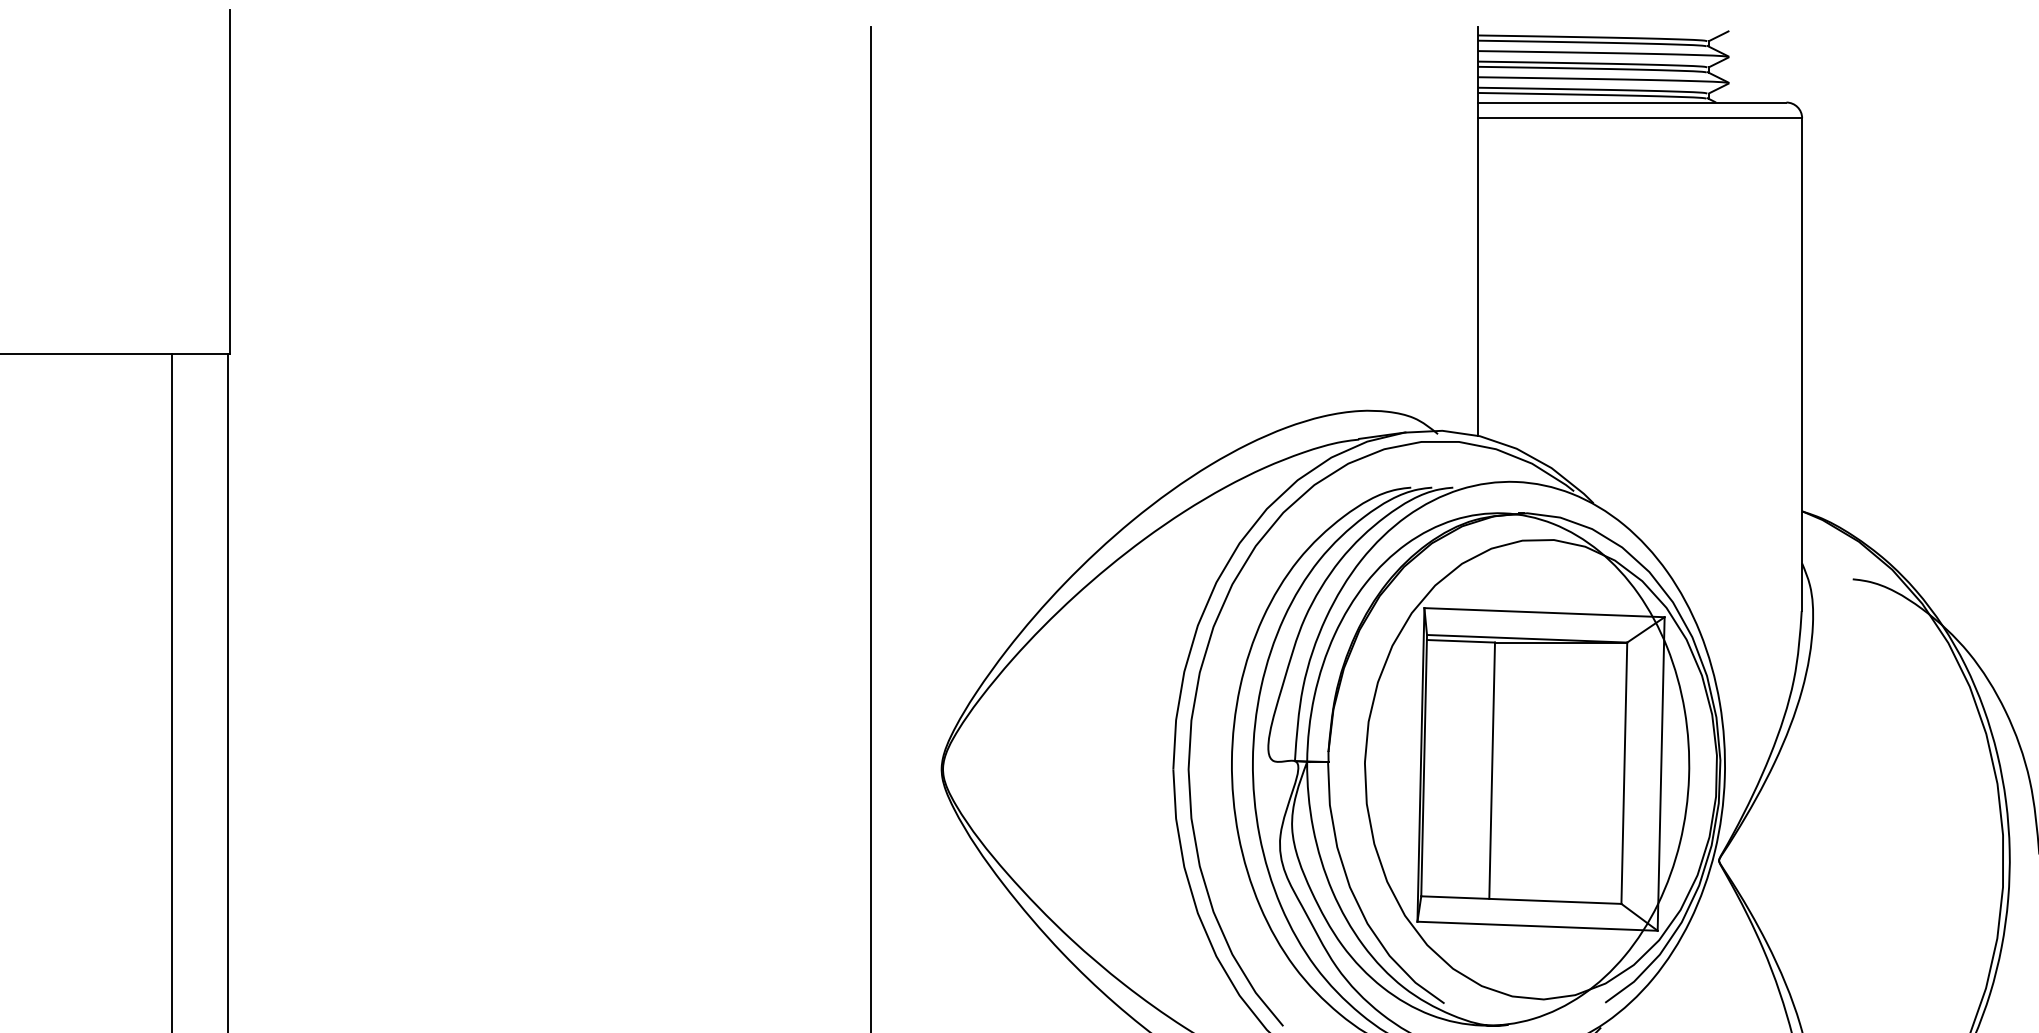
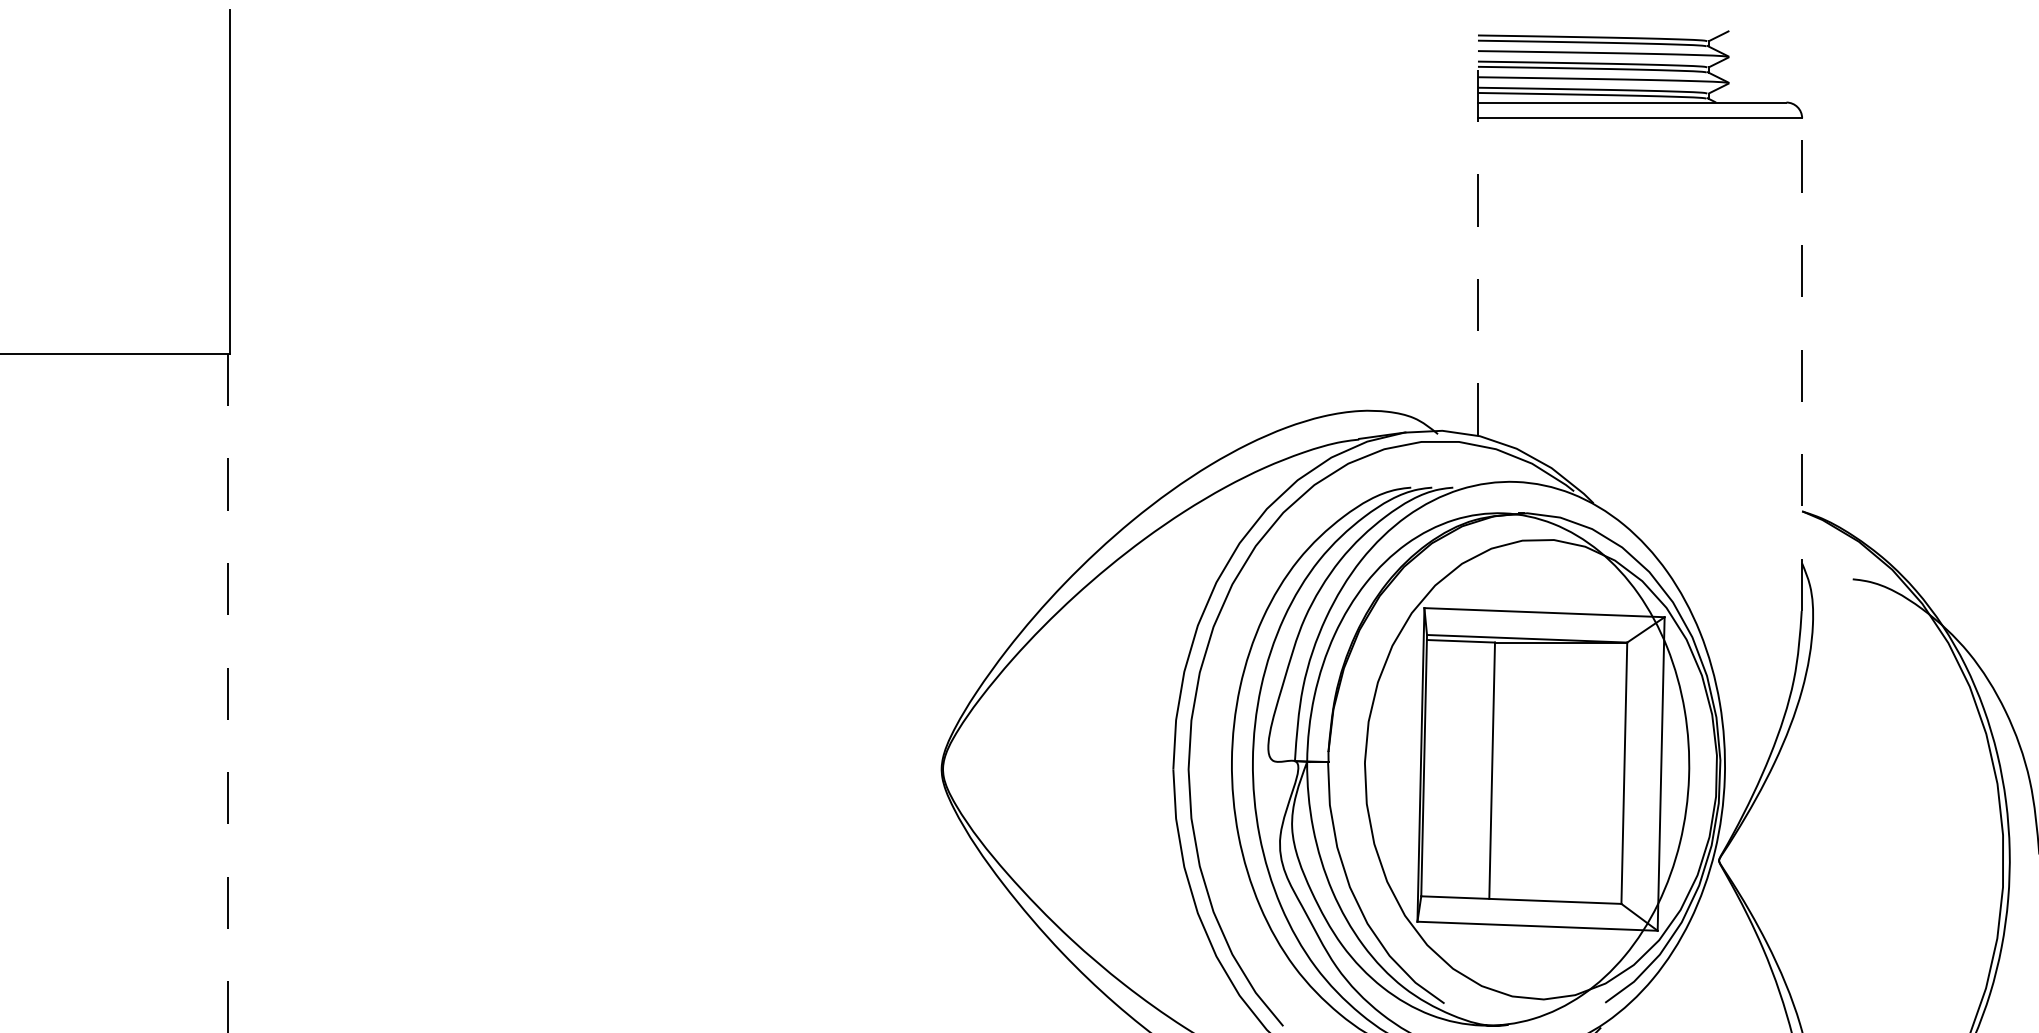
line: solid -> dashed (1477, 230)
line: solid -> dashed (1802, 364)
line: present -> none (871, 527)
line: present -> none (172, 691)
line: solid -> dashed (228, 693)
